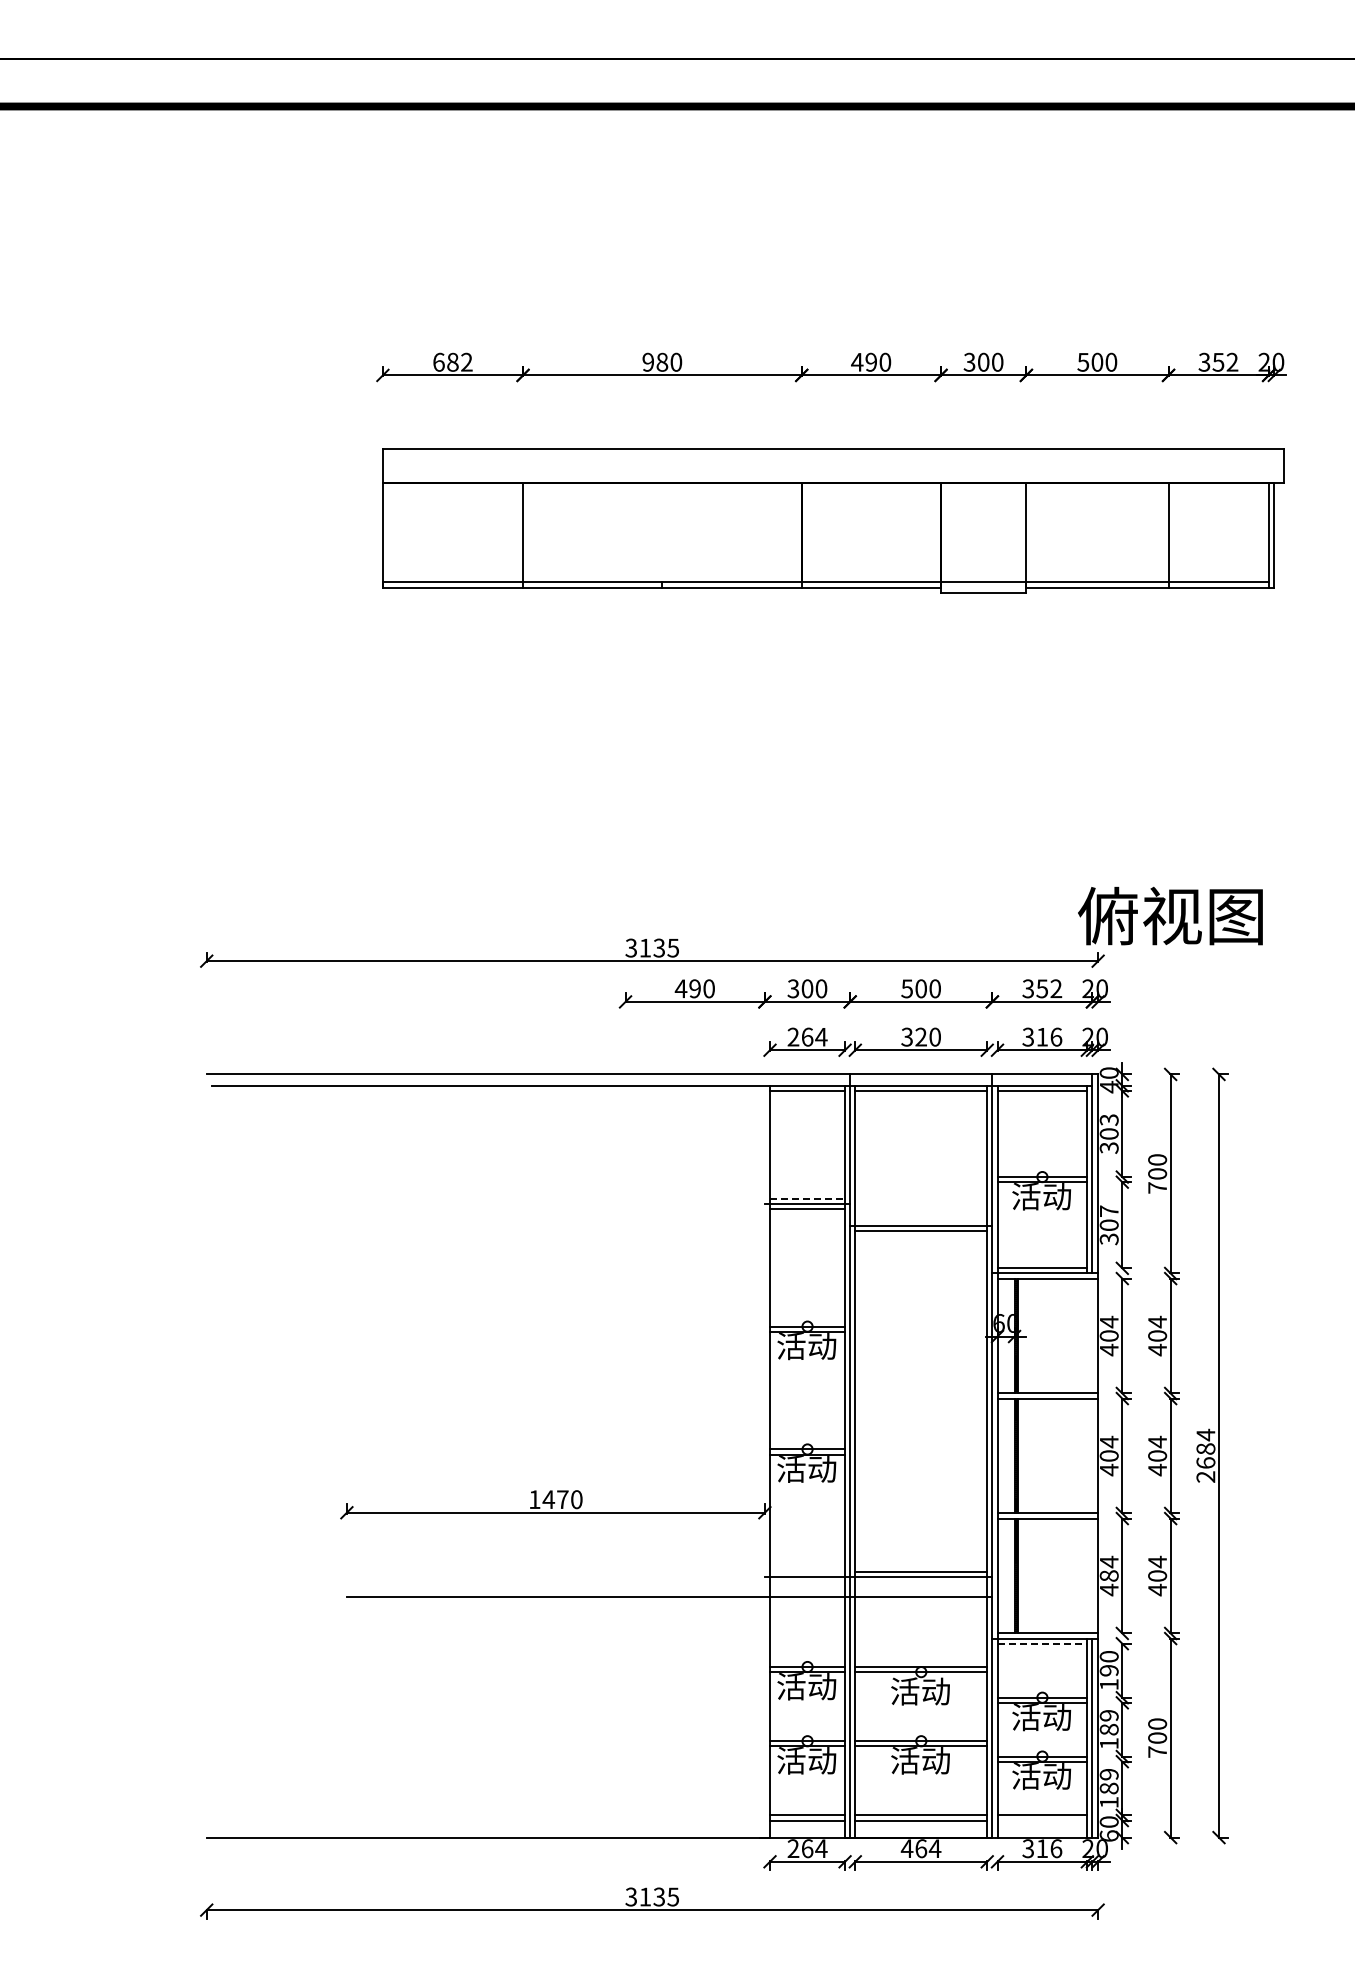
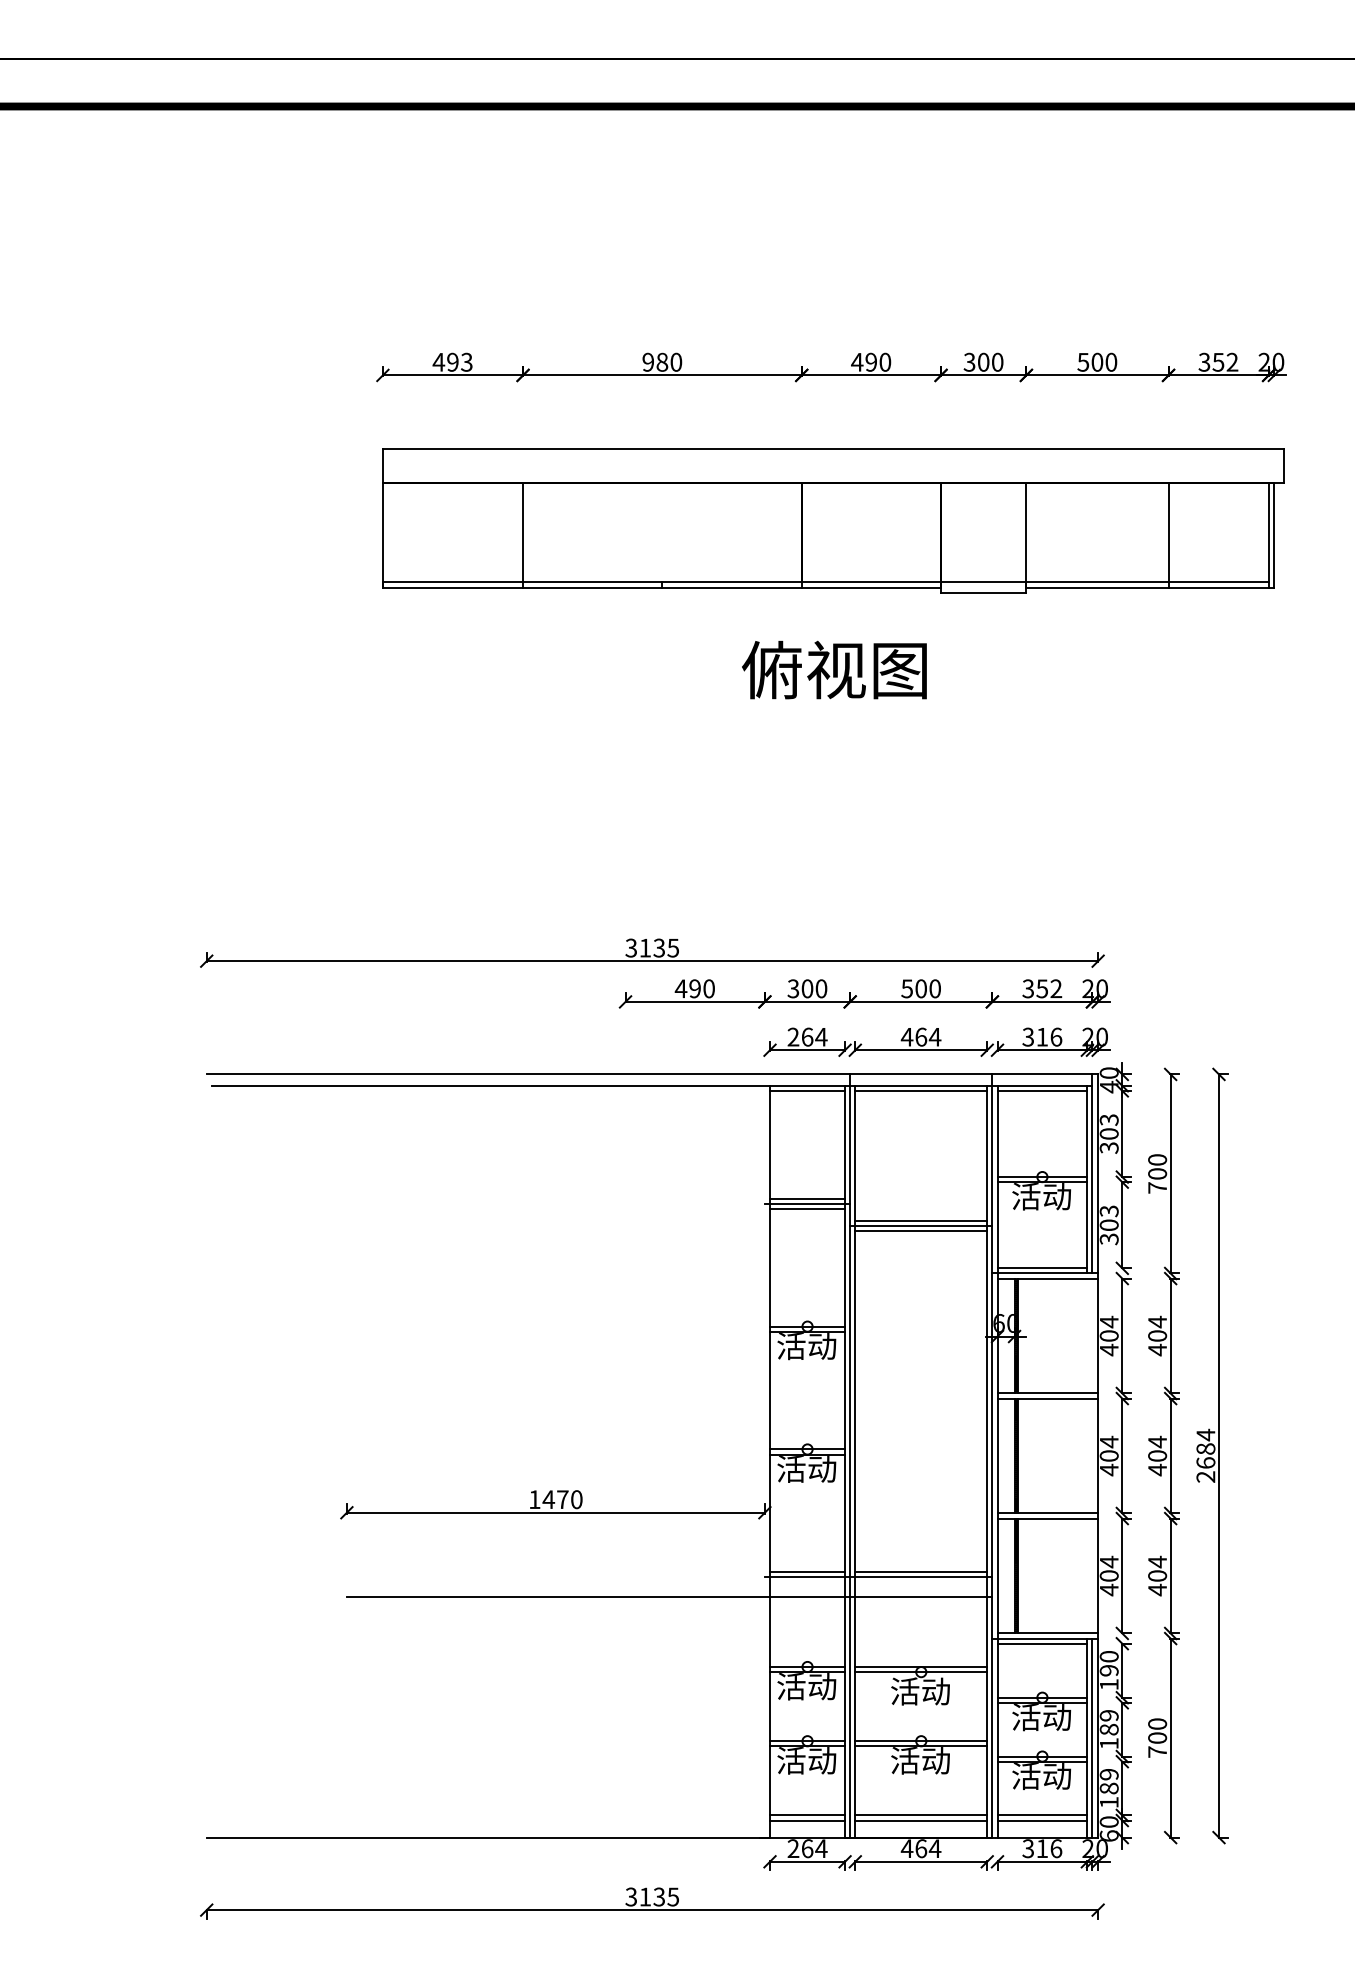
text: 682 -> 493 (452, 361)
text position: (1170, 915) -> (834, 669) (834, 669)
text: 320 -> 464 (920, 1036)
line: dashed -> solid (807, 1198)
text: 307 -> 303 (1108, 1211)
line: none -> present (921, 1220)
line: none -> present (807, 1572)
text: 484 -> 404 (1109, 1575)
line: dashed -> solid (1042, 1643)
line: none -> present (1042, 1820)
